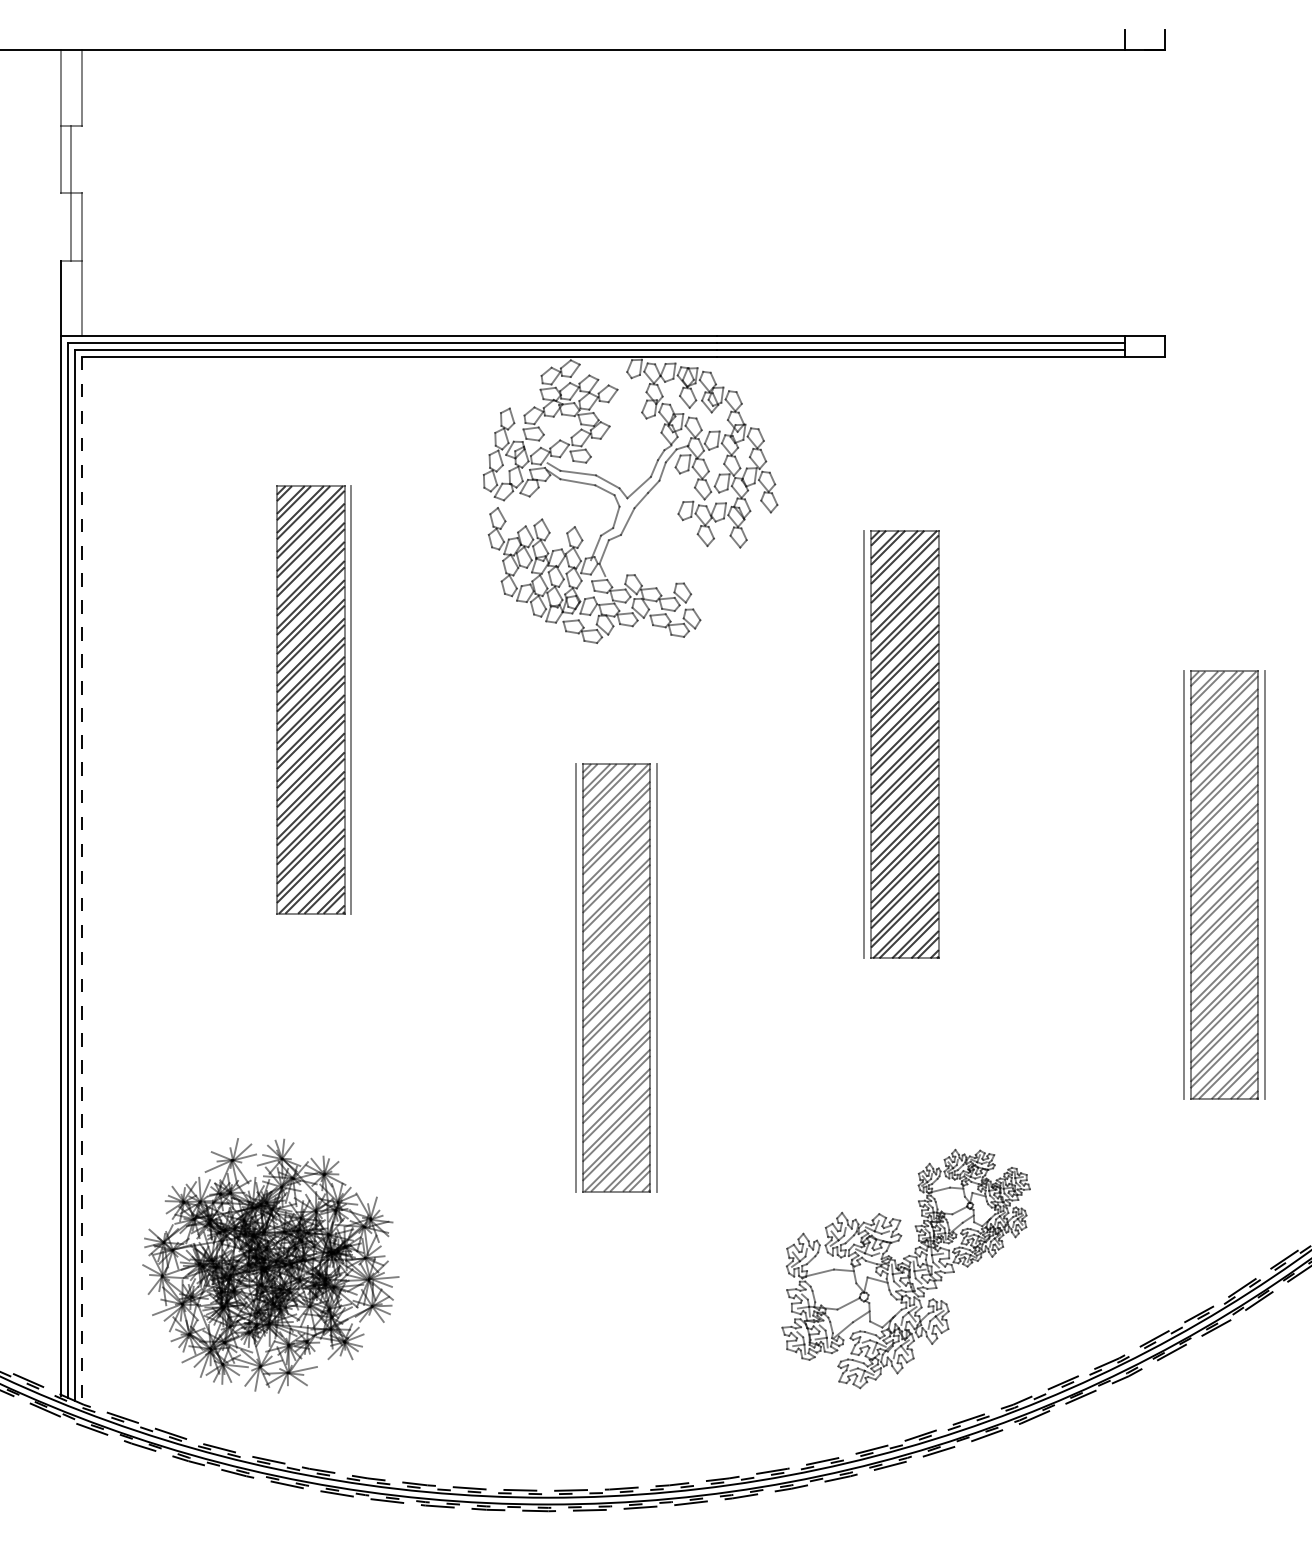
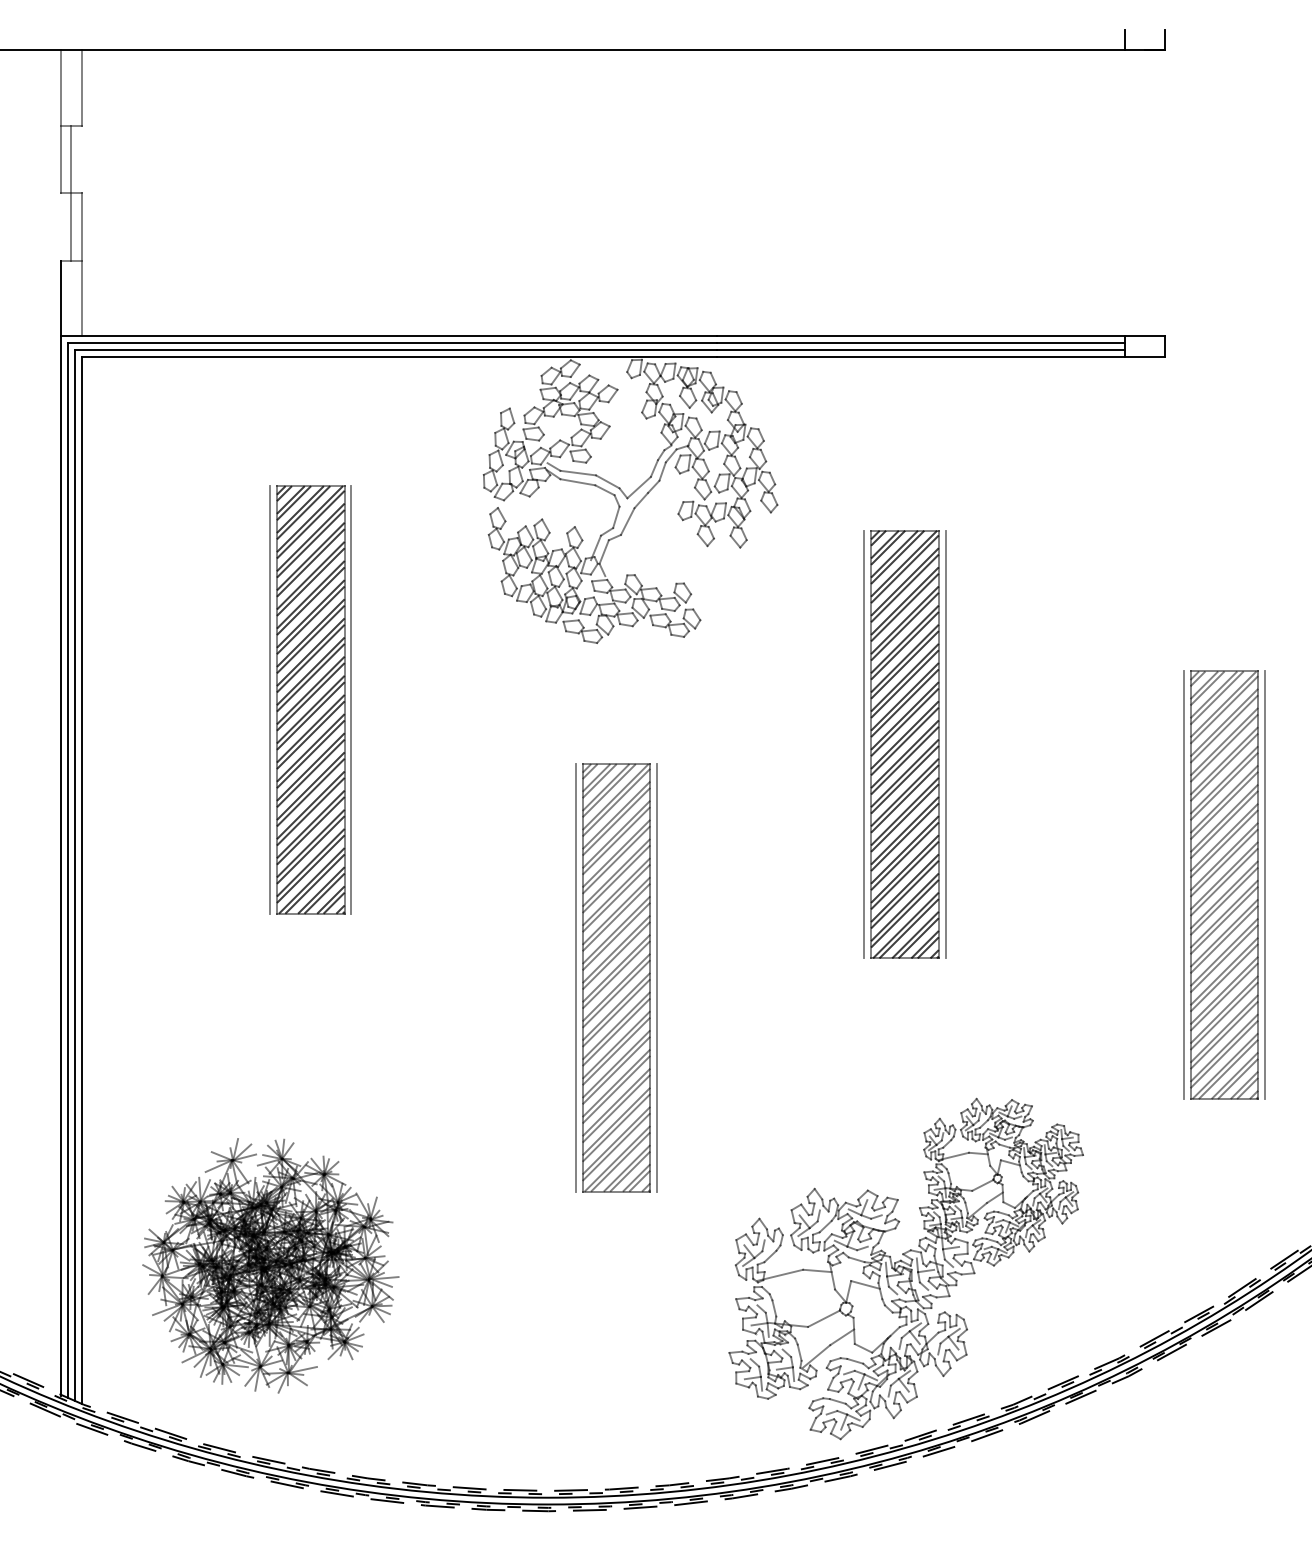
line: none -> present (270, 699)
line: none -> present (945, 744)
line: dashed -> solid (81, 880)
part size: 250x242 px -> 356x344 px (905, 1268)
